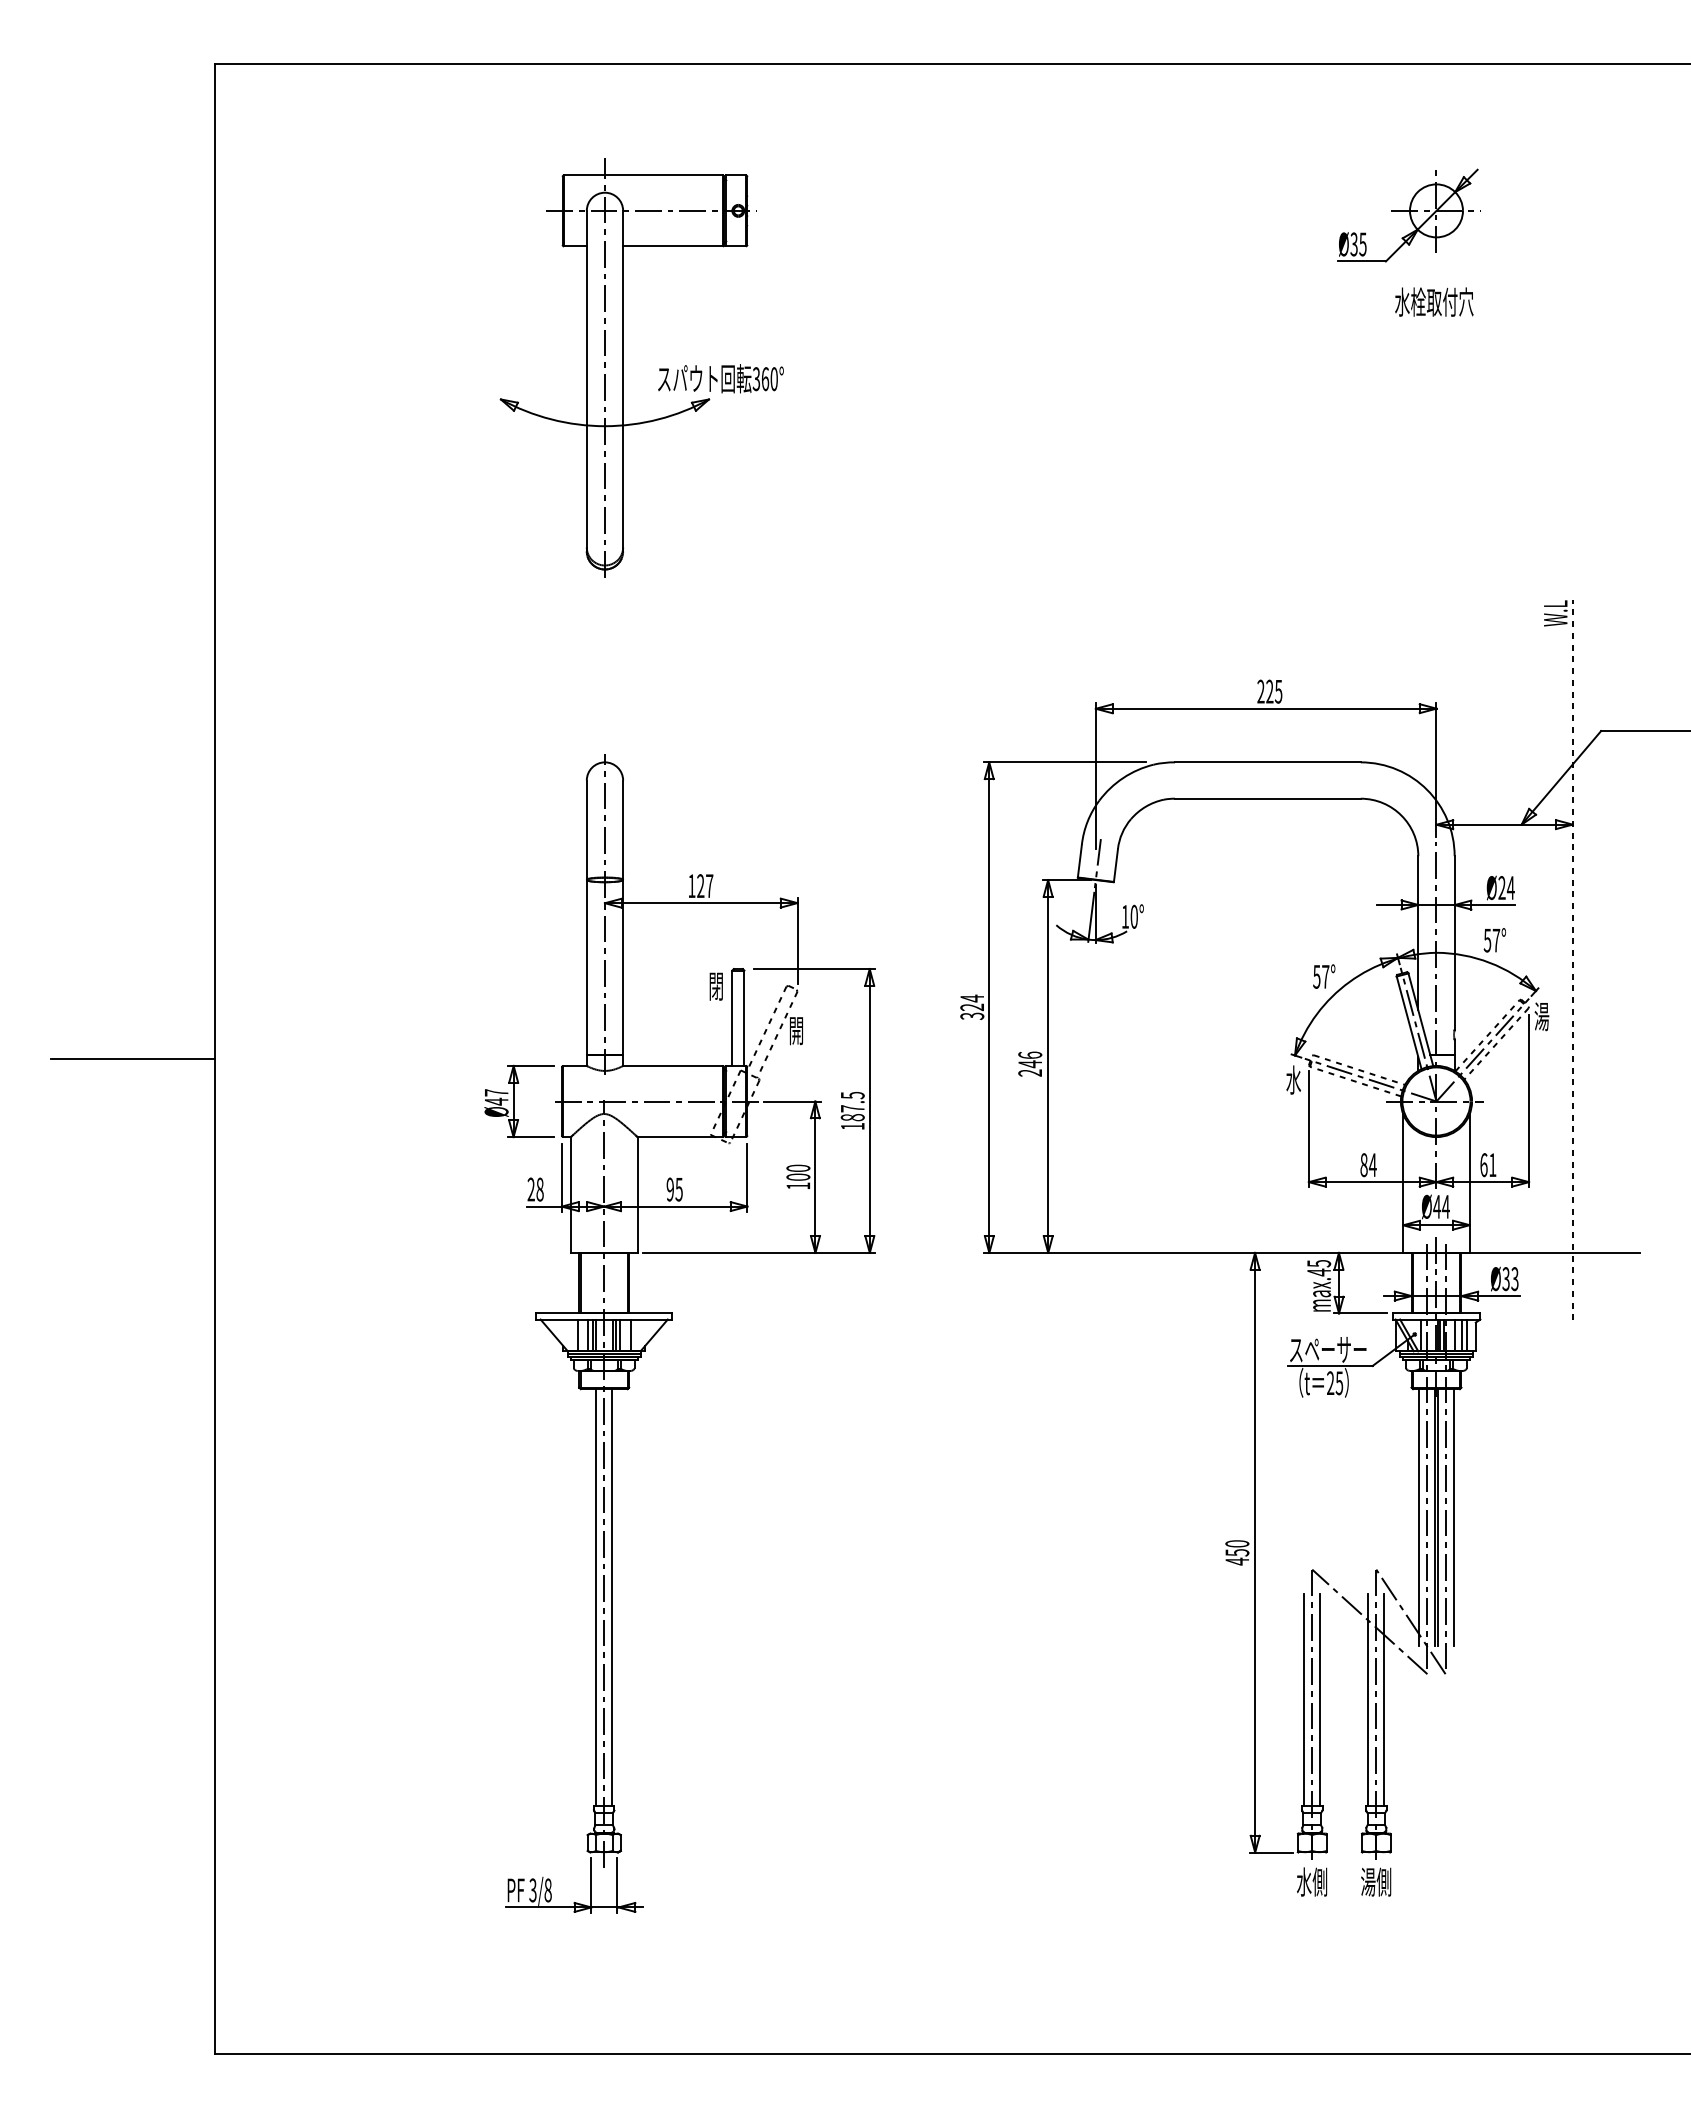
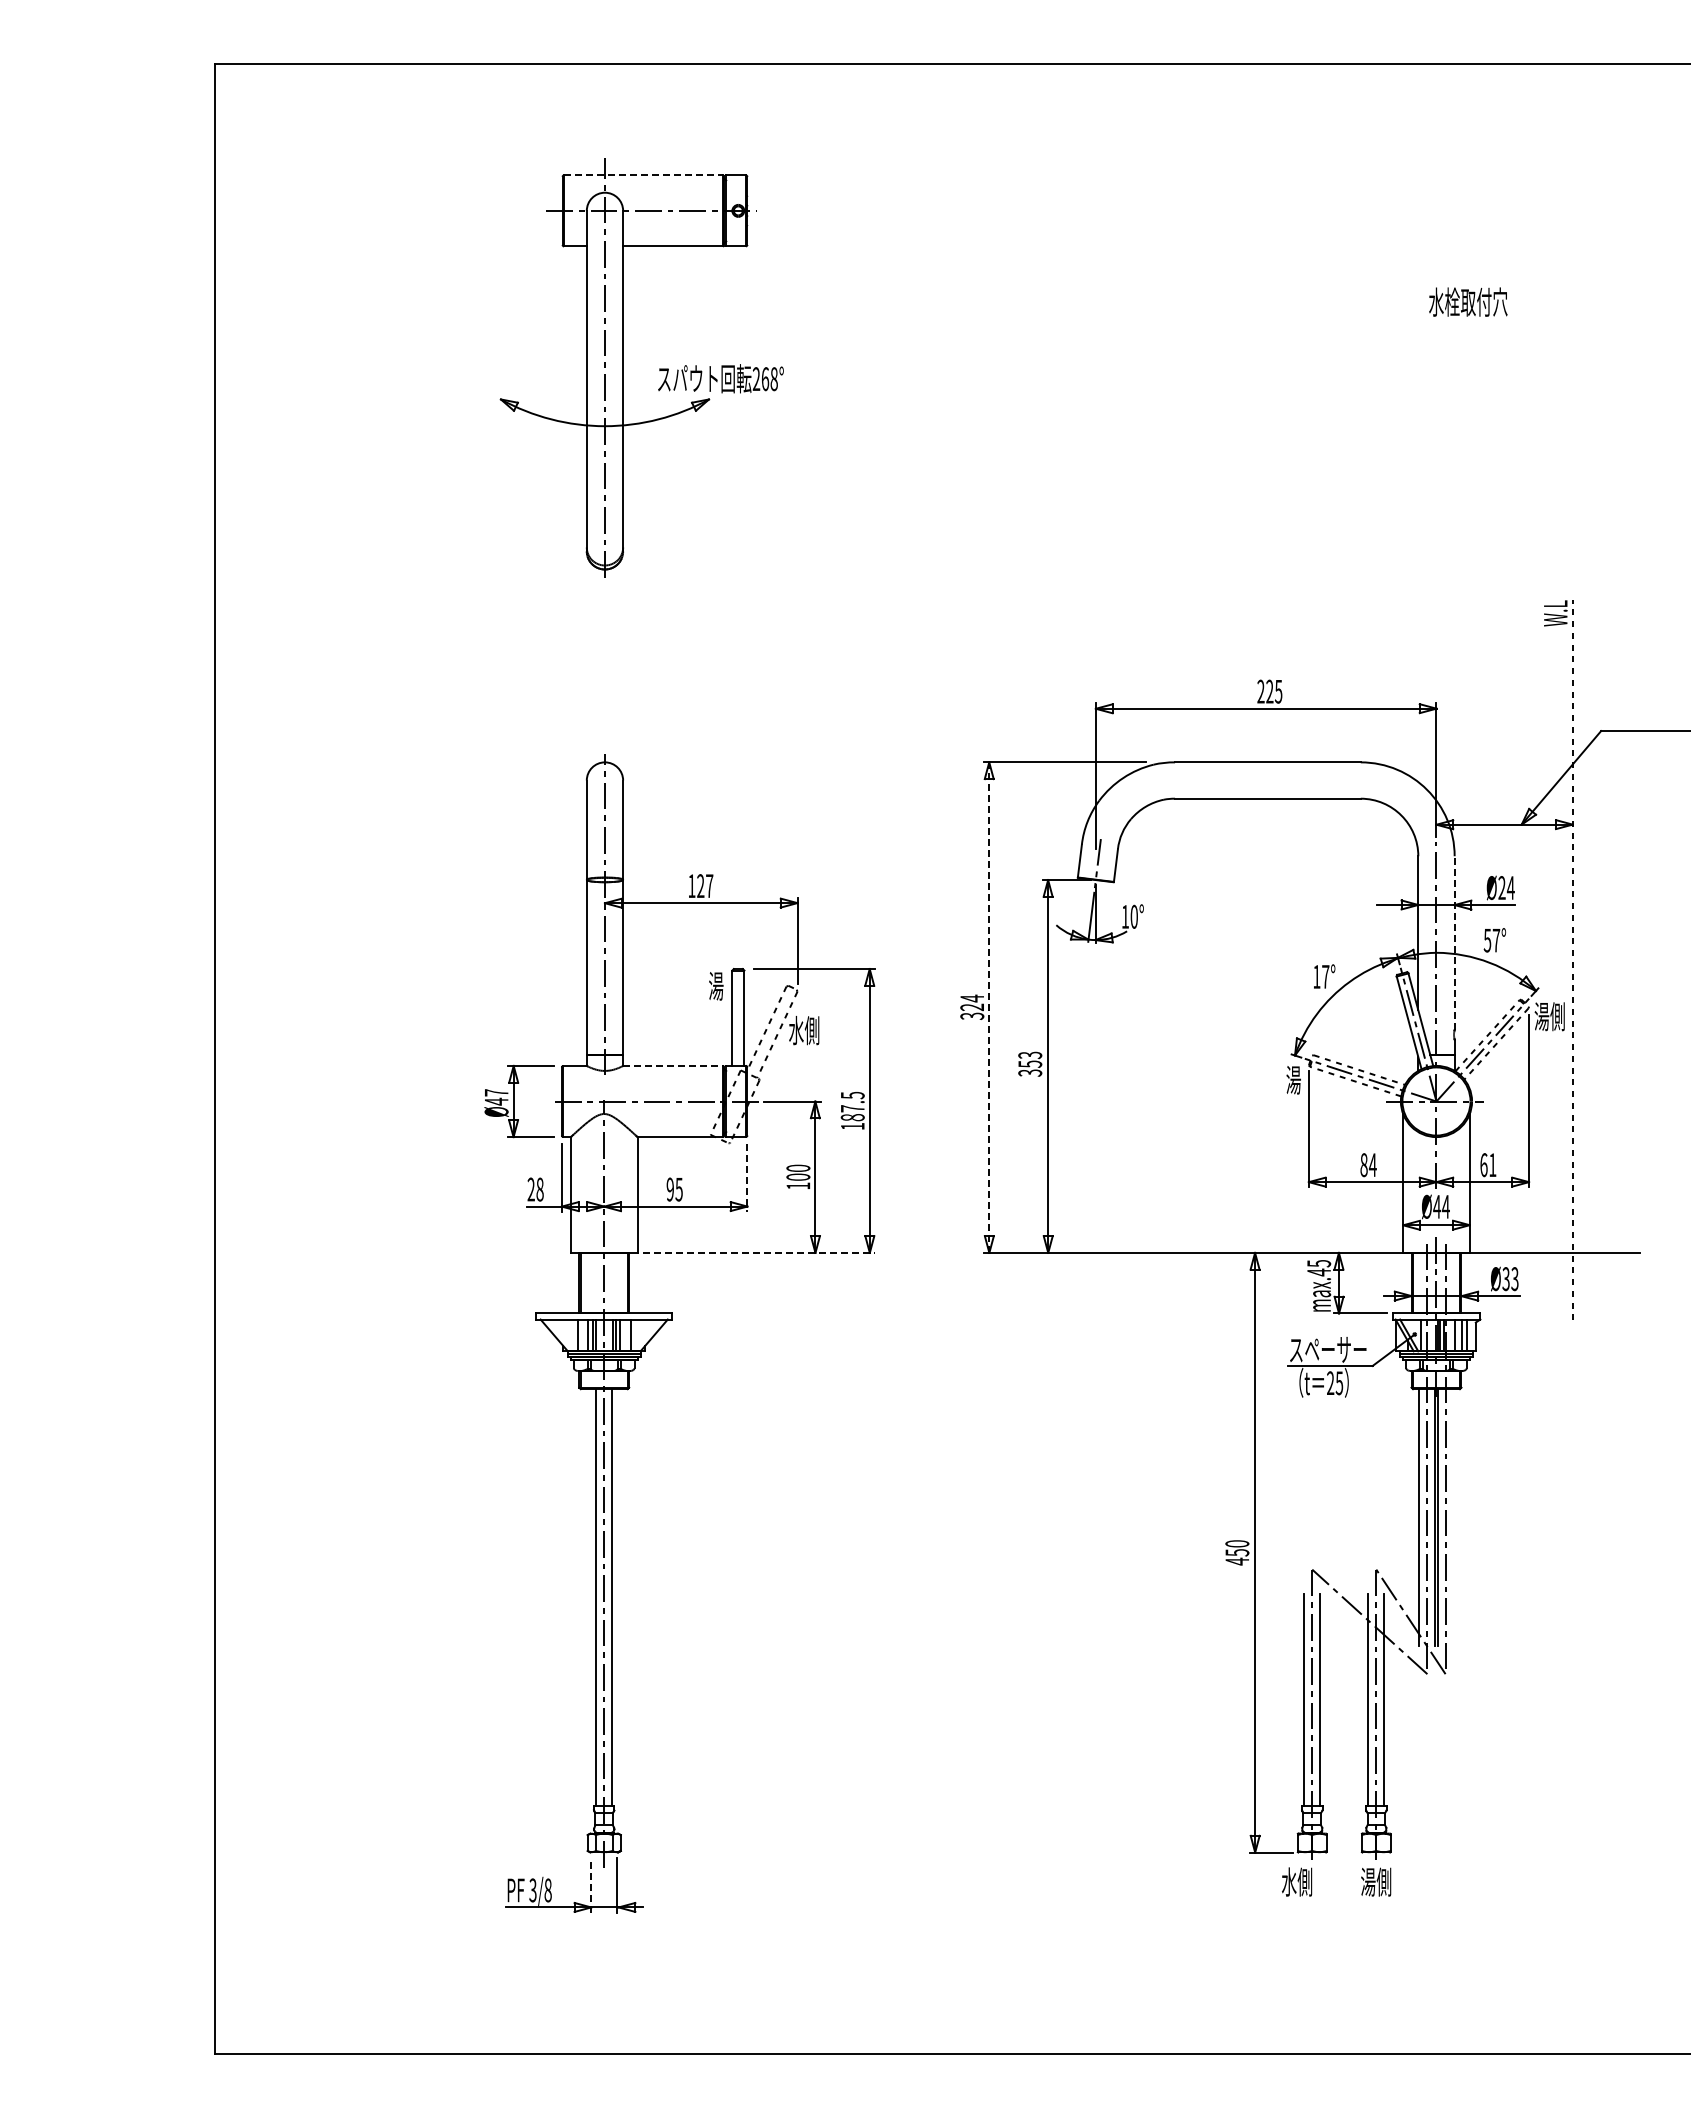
line: solid -> dashed (644, 175)
part: present -> none (1408, 215)
text position: (1434, 301) -> (1468, 301) (1468, 301)
text: 360° -> 268° (764, 379)
line: solid -> dashed (1454, 943)
text: 57° -> 17° (1316, 976)
text: 閉 -> 湯 (716, 986)
line: solid -> dashed (989, 1008)
text: 湯 -> 湯側 (1557, 1016)
text: 開 -> 水側 (804, 1030)
line: present -> none (132, 1058)
text: 246 -> 353 (1030, 1063)
line: solid -> dashed (673, 1065)
text: 水 -> 湯 (1293, 1079)
line: solid -> dashed (747, 1178)
line: solid -> dashed (759, 1252)
line: present -> none (1453, 1517)
text position: (1312, 1881) -> (1297, 1881) (1297, 1881)
line: solid -> dashed (591, 1885)
